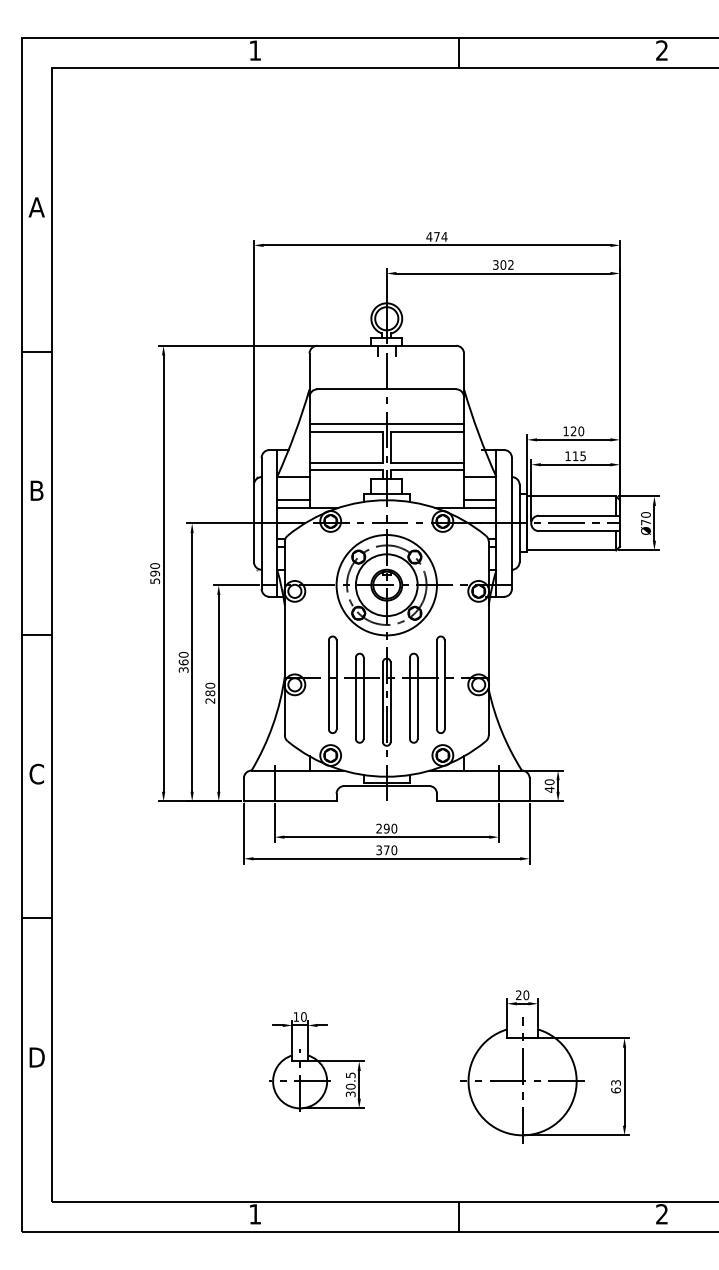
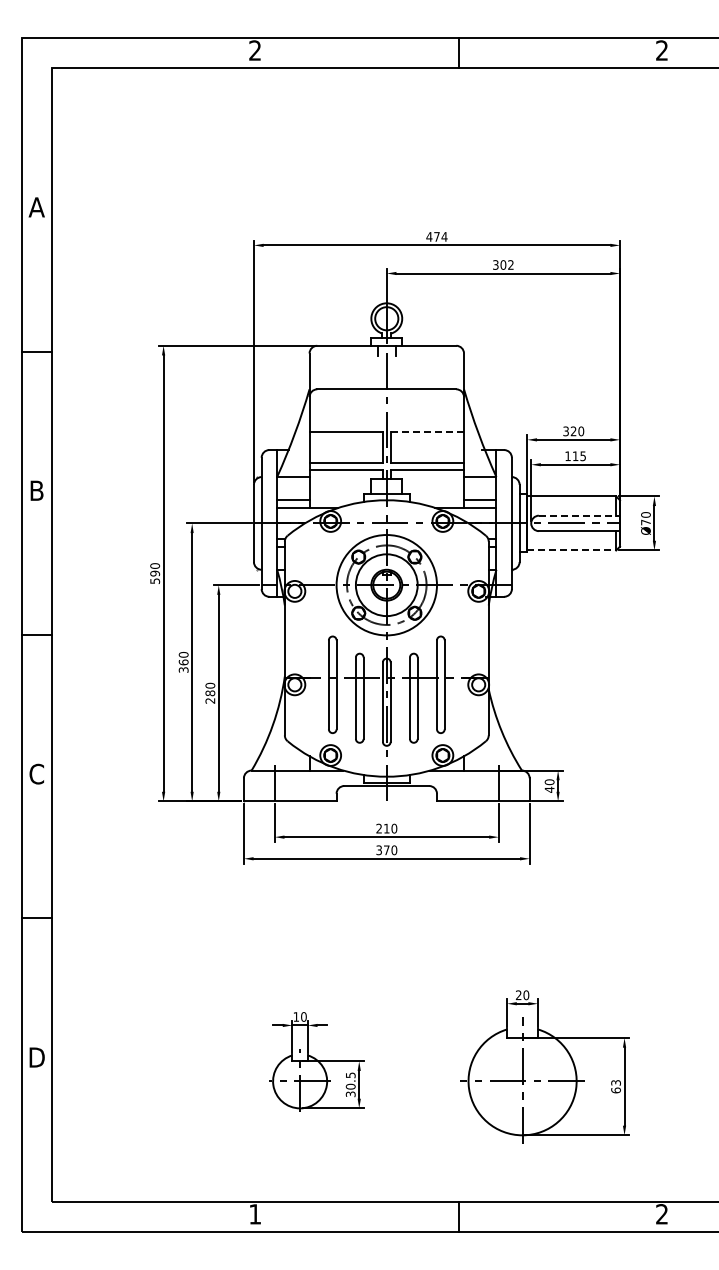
text: 1 -> 2 (254, 50)
line: present -> none (386, 424)
line: solid -> dashed (427, 431)
text: 120 -> 320 (565, 431)
line: solid -> dashed (579, 515)
line: solid -> dashed (572, 550)
text: 290 -> 210 (386, 828)
